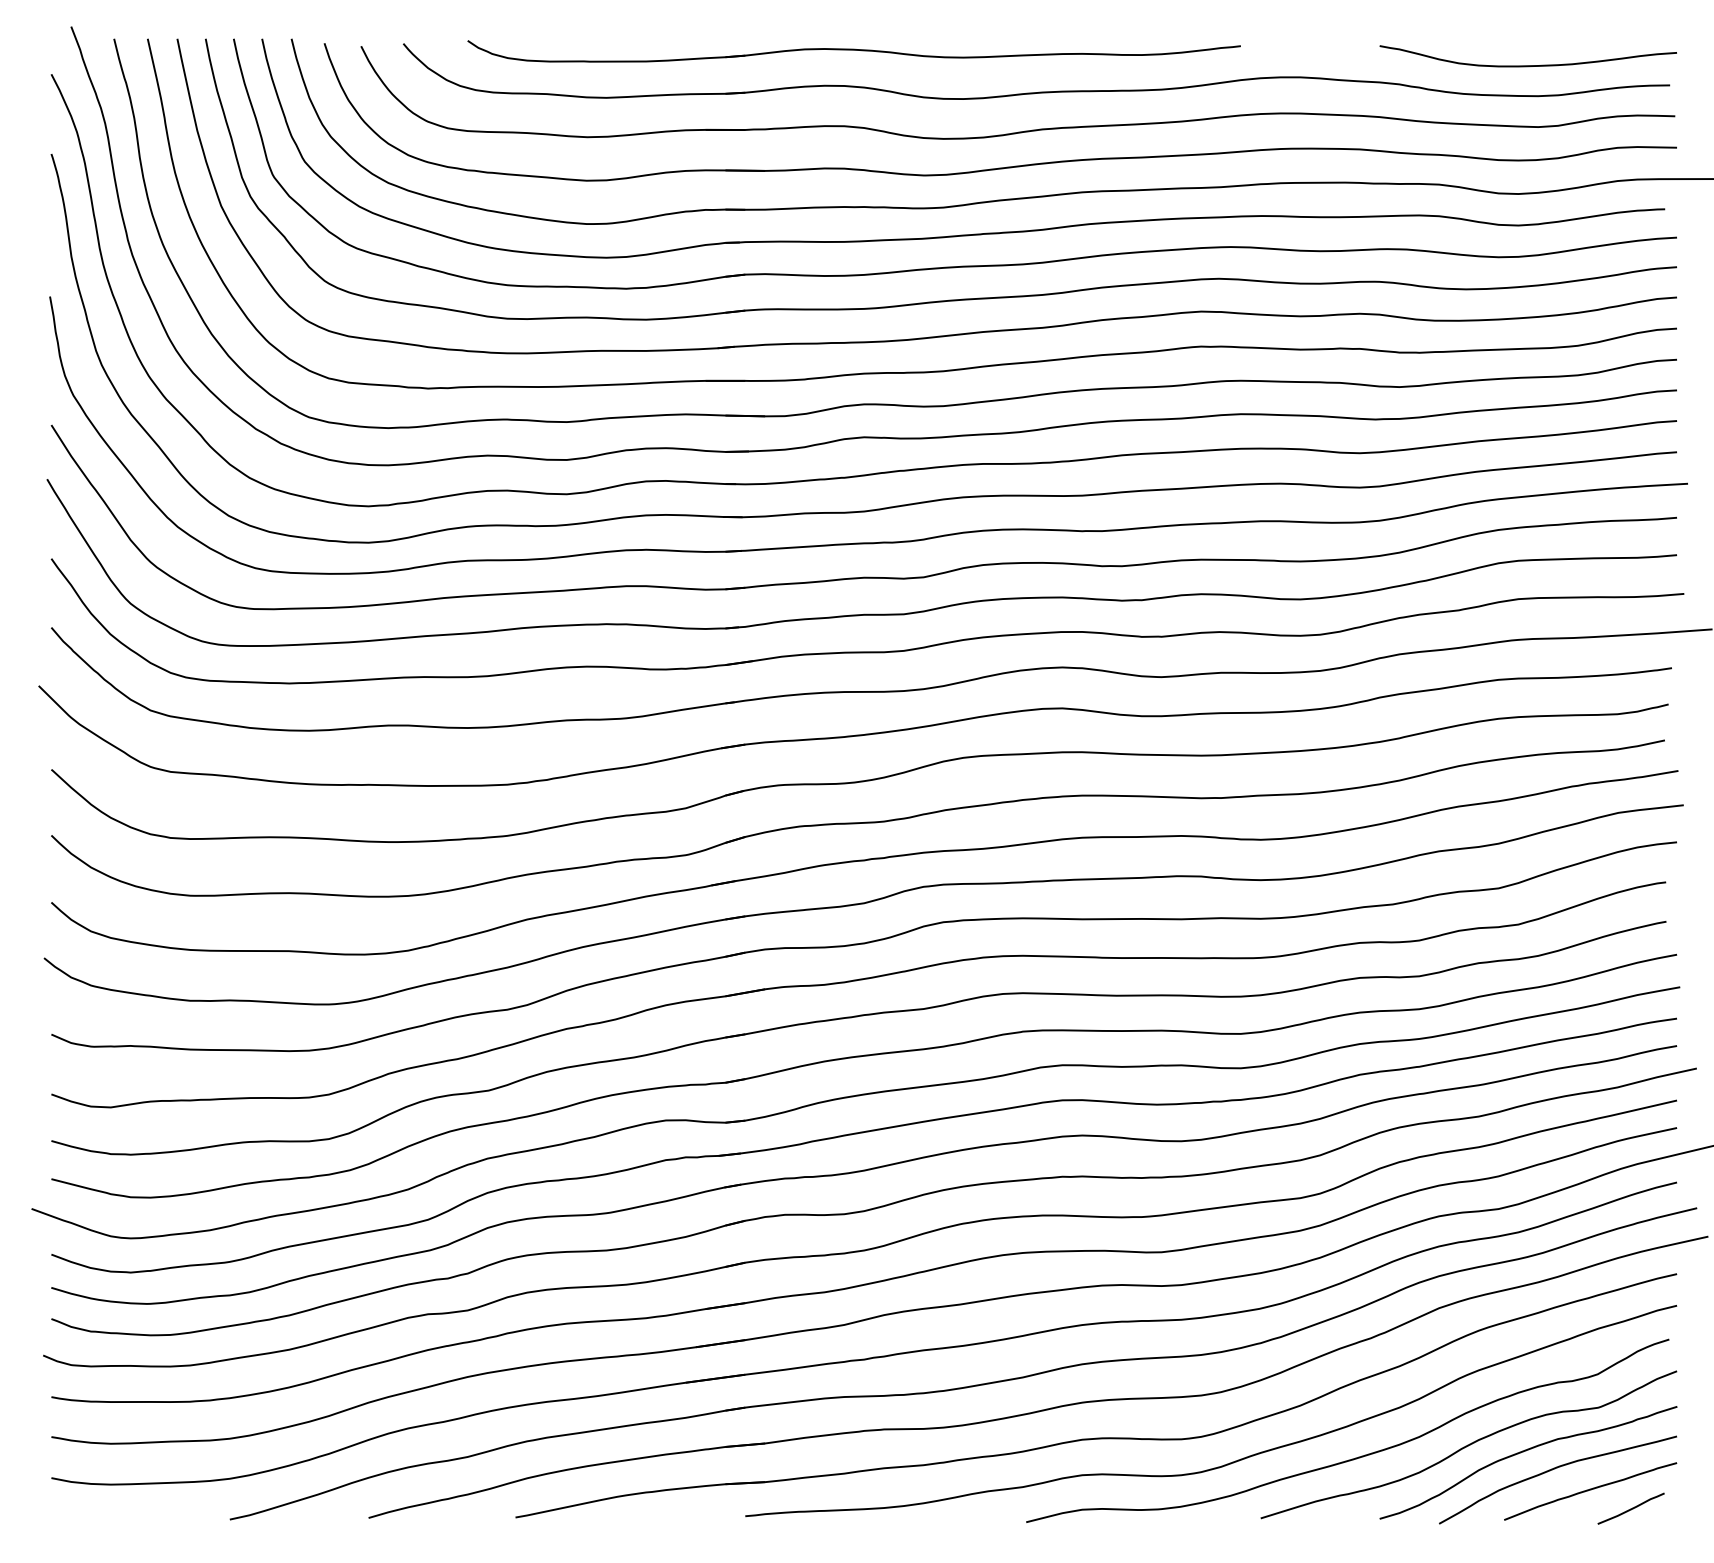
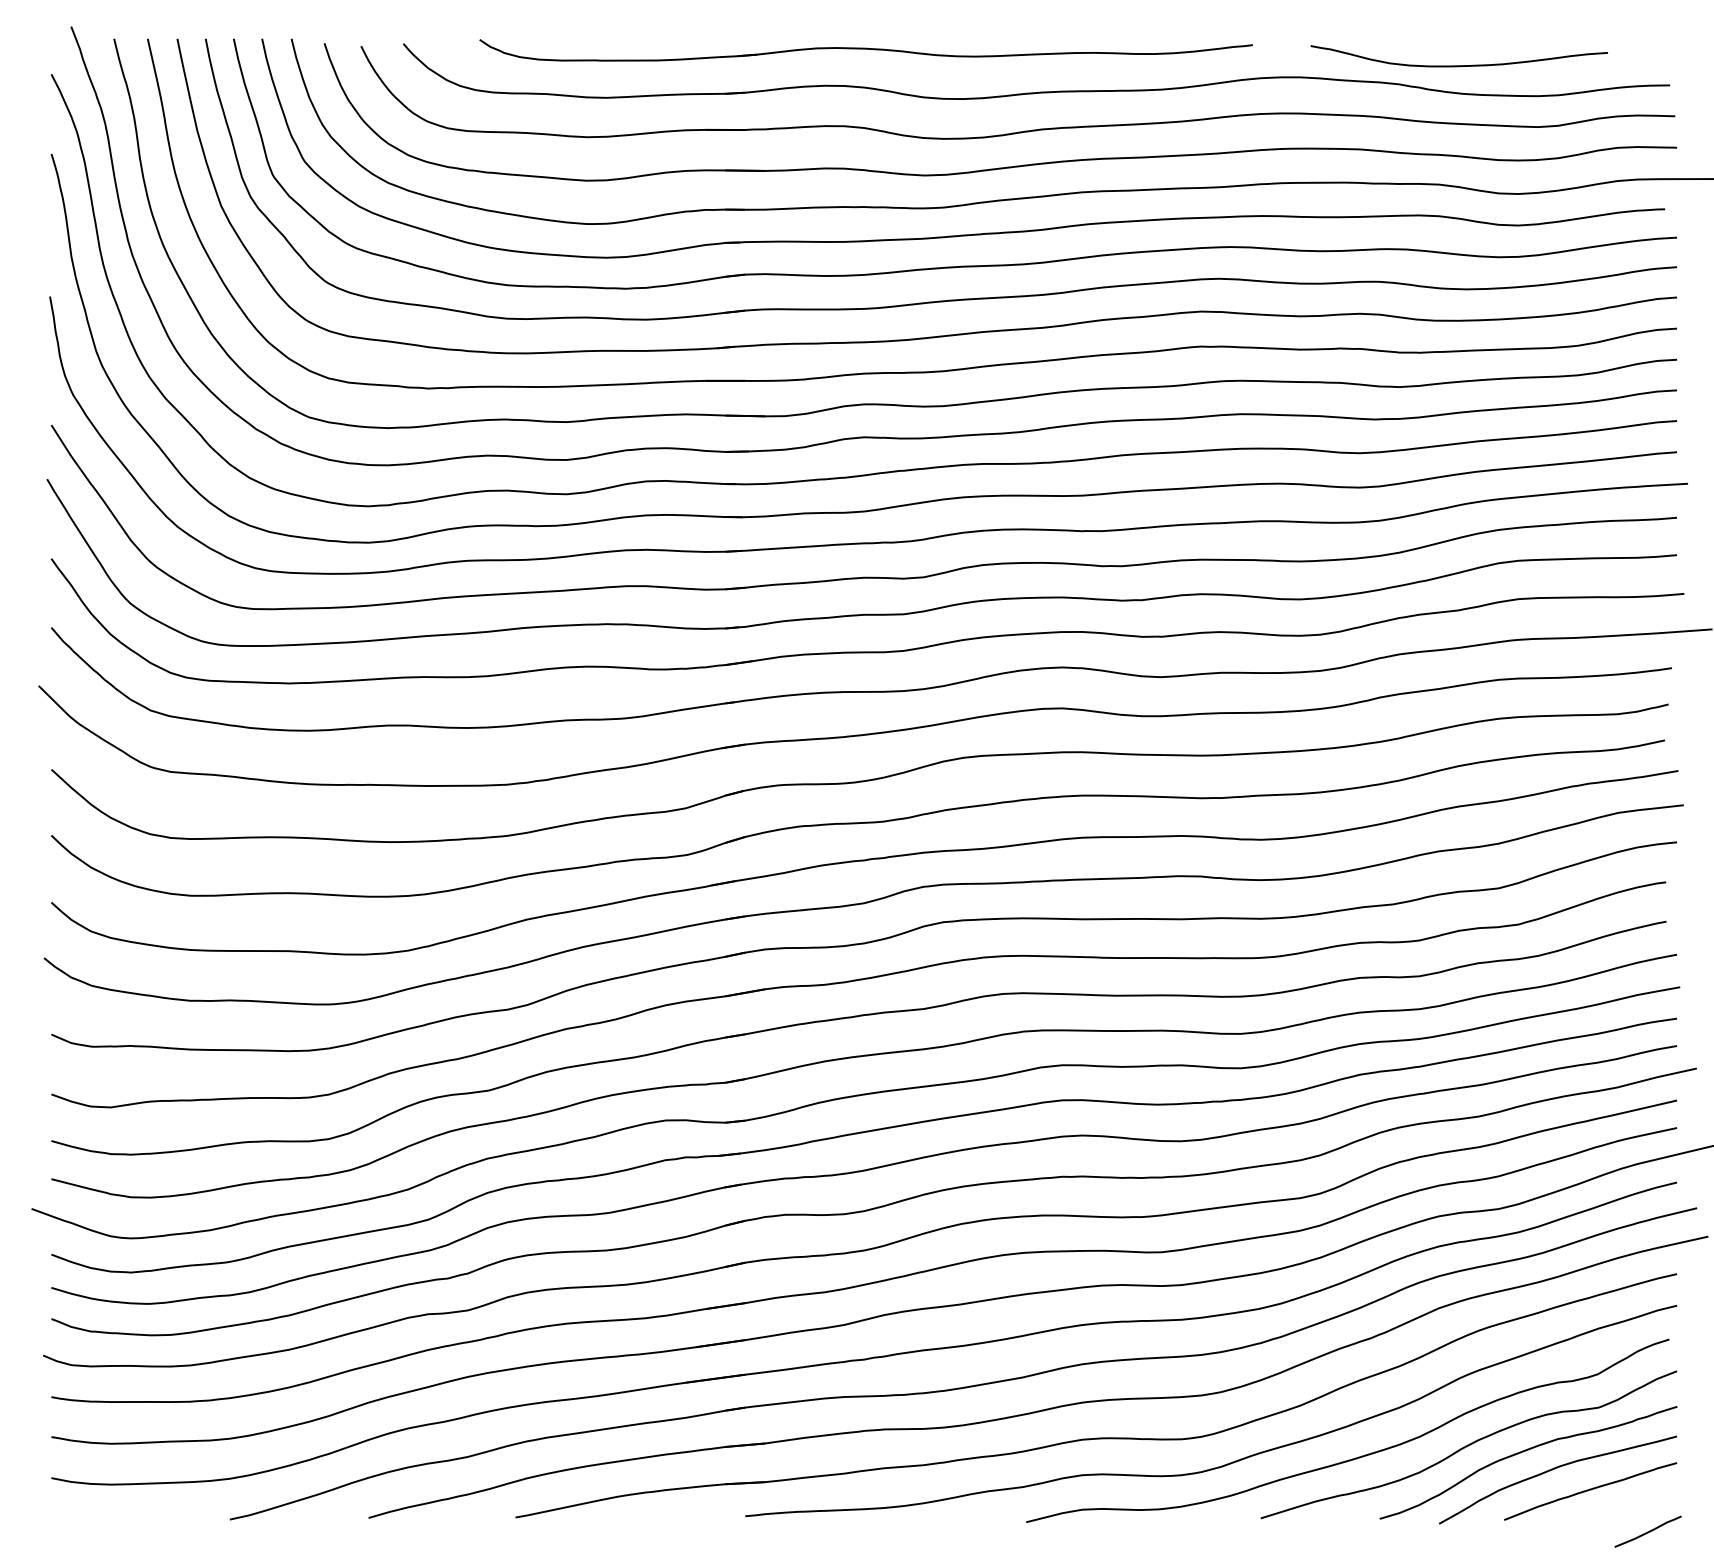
part position: (853, 51) -> (865, 50) (865, 50)
curve position: (1527, 65) -> (1458, 65) (1458, 65)
curve position: (1630, 1508) -> (1647, 1531) (1647, 1531)
